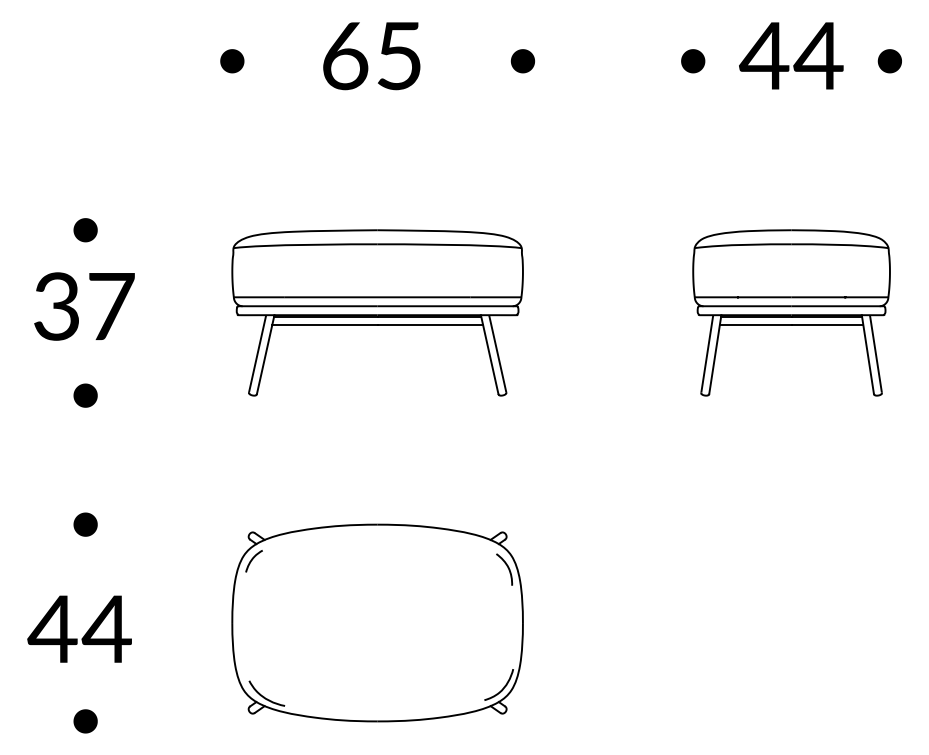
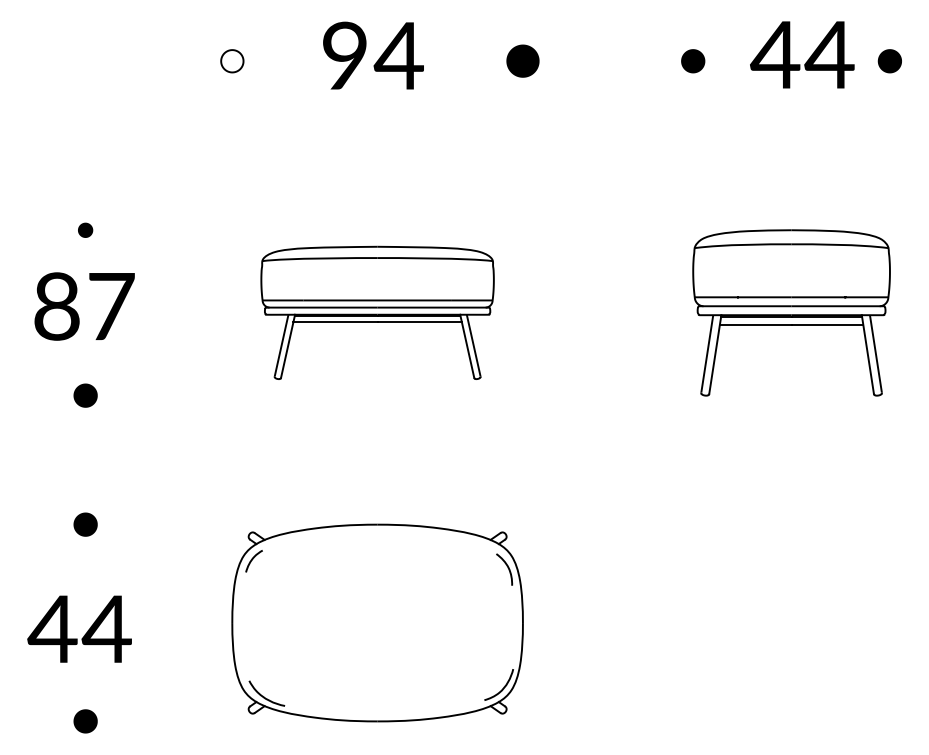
text: 65 -> 94 (373, 55)
text position: (791, 55) -> (802, 54) (802, 54)
fill: present -> none (232, 61)
part size: 26x25 px -> 34x34 px (522, 60)
part size: 25x25 px -> 16x16 px (85, 229)
text: 37 -> 87 (56, 306)
part size: 293x168 px -> 235x135 px (377, 312)
